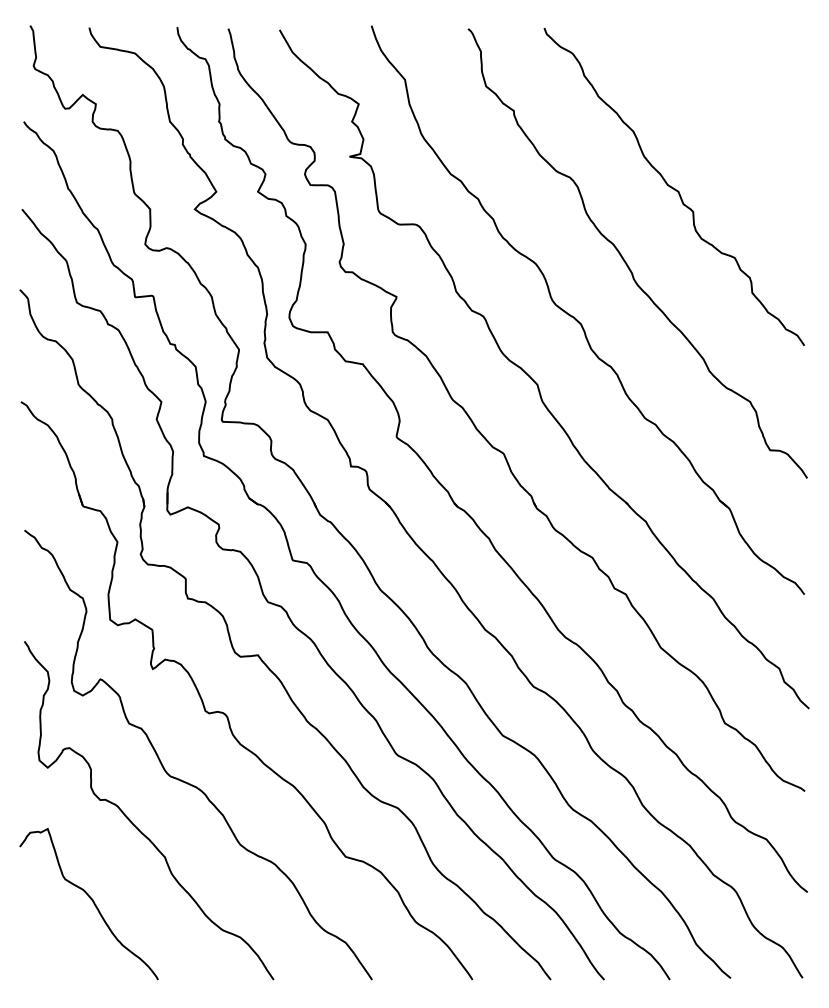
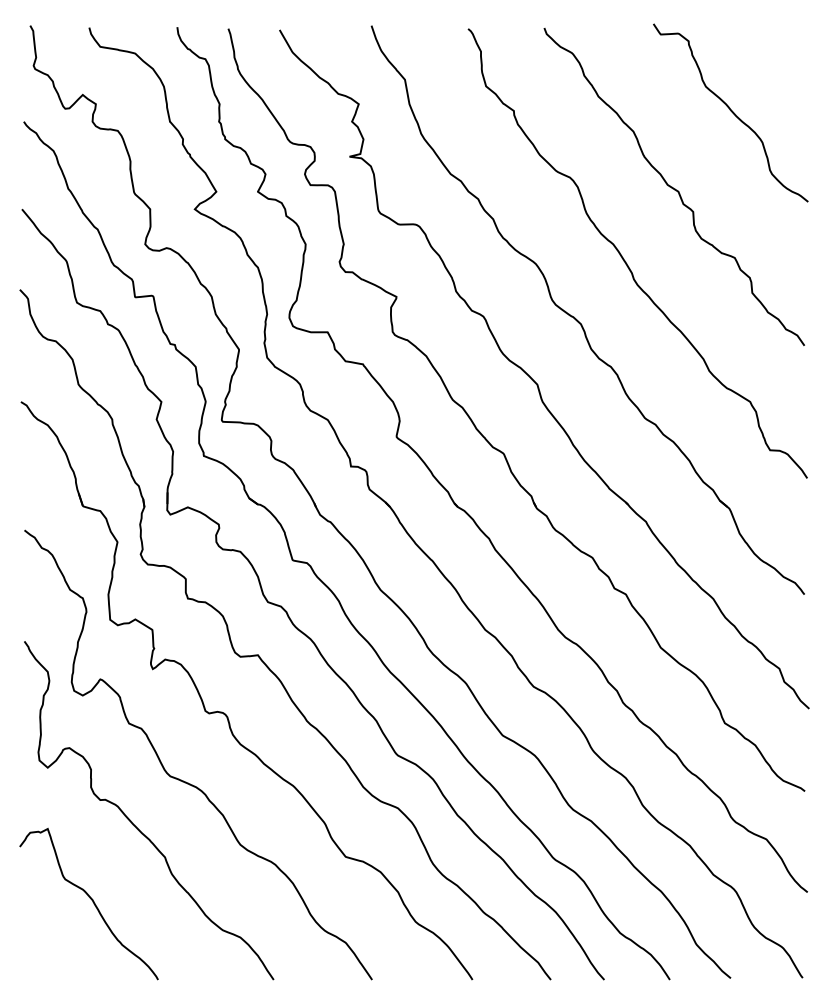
curve: none -> present (730, 111)
